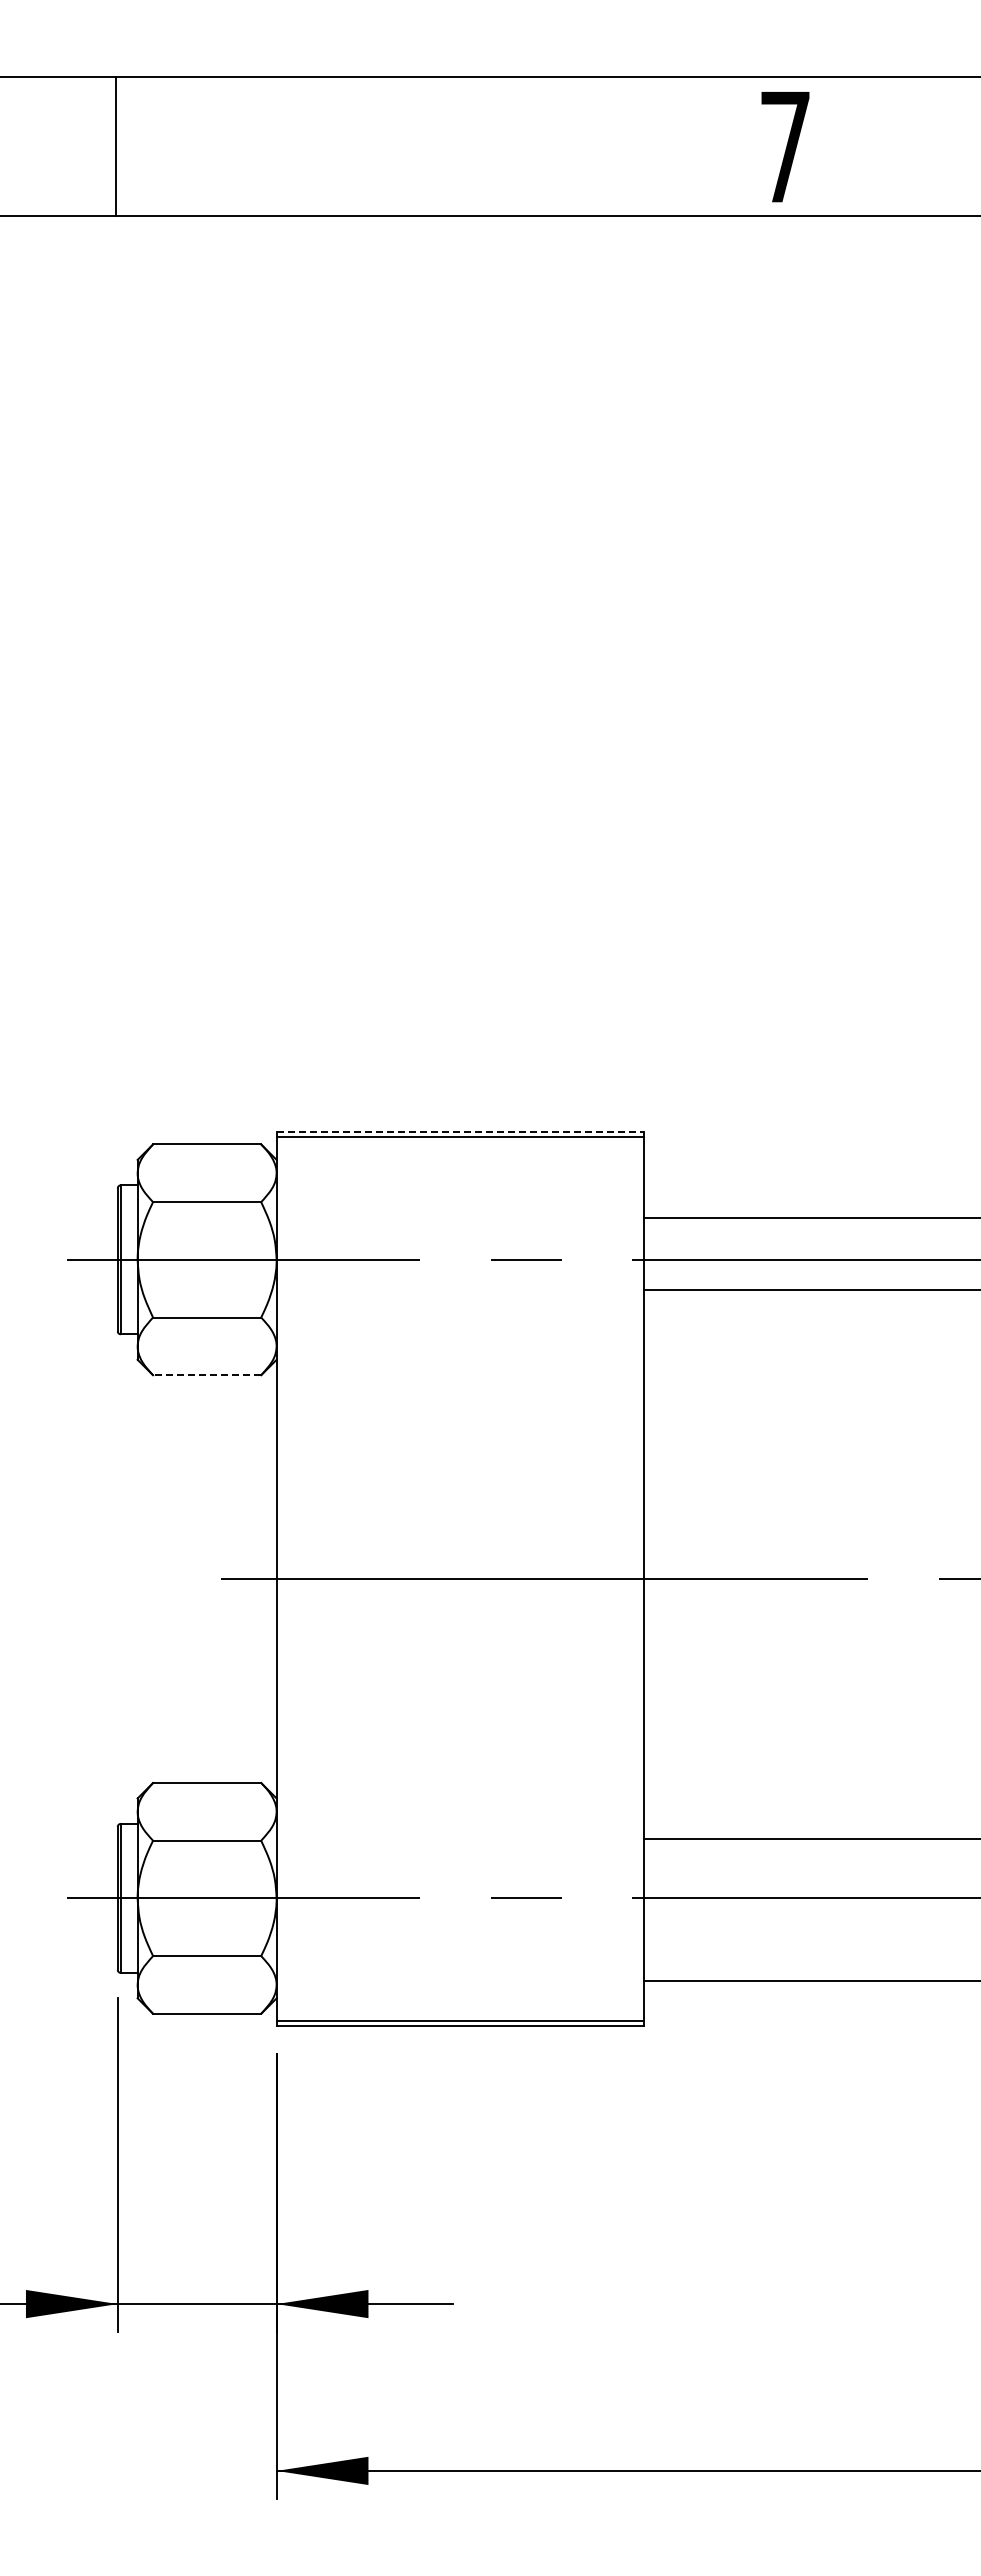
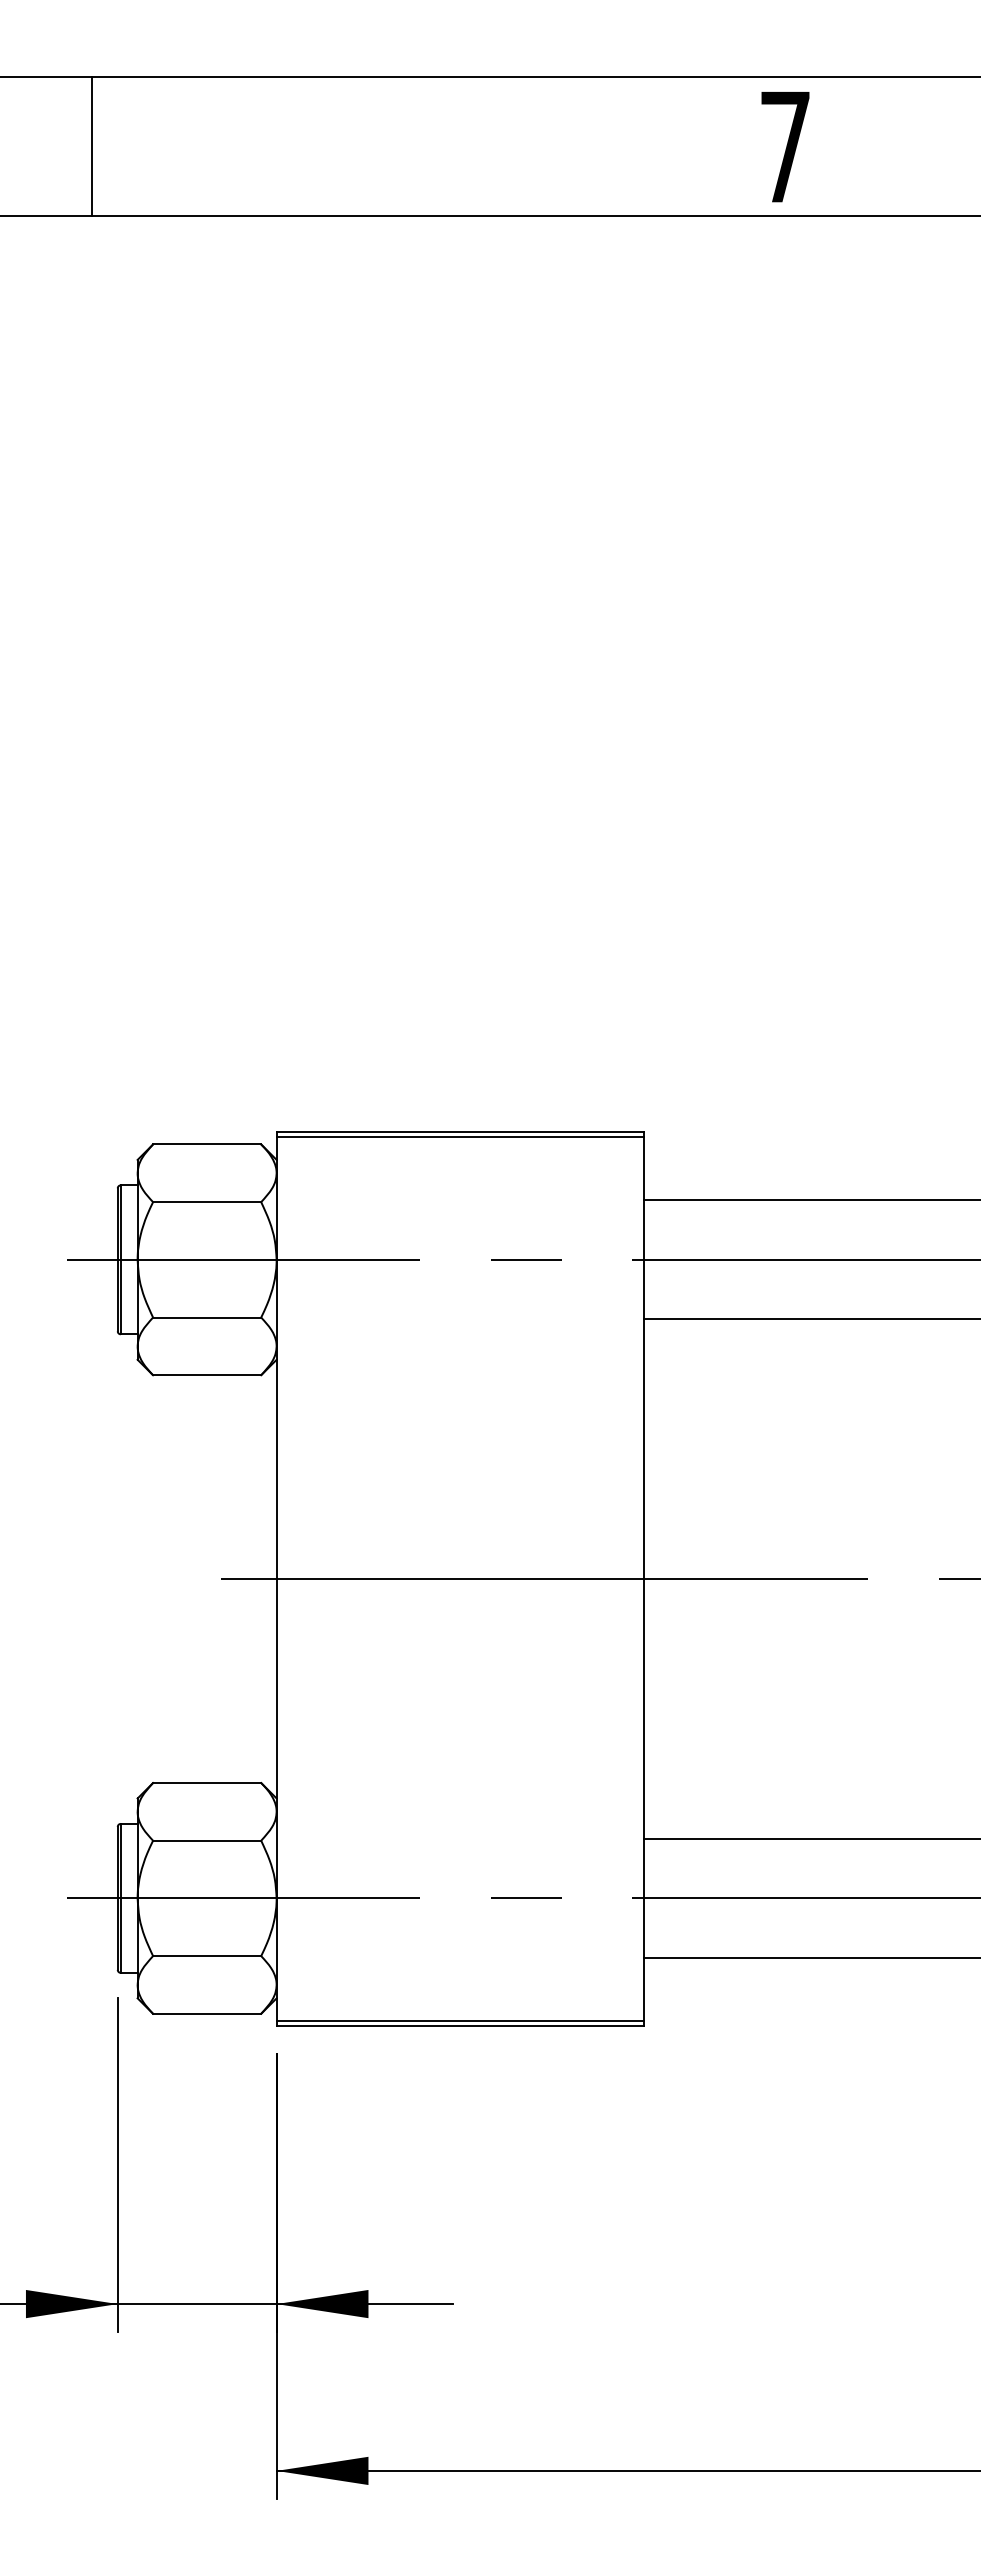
line position: (115, 146) -> (91, 146) (91, 146)
line: dashed -> solid (460, 1132)
line position: (810, 1218) -> (810, 1200) (810, 1200)
line position: (810, 1290) -> (810, 1319) (810, 1319)
line: dashed -> solid (206, 1375)
line position: (810, 1980) -> (810, 1957) (810, 1957)
